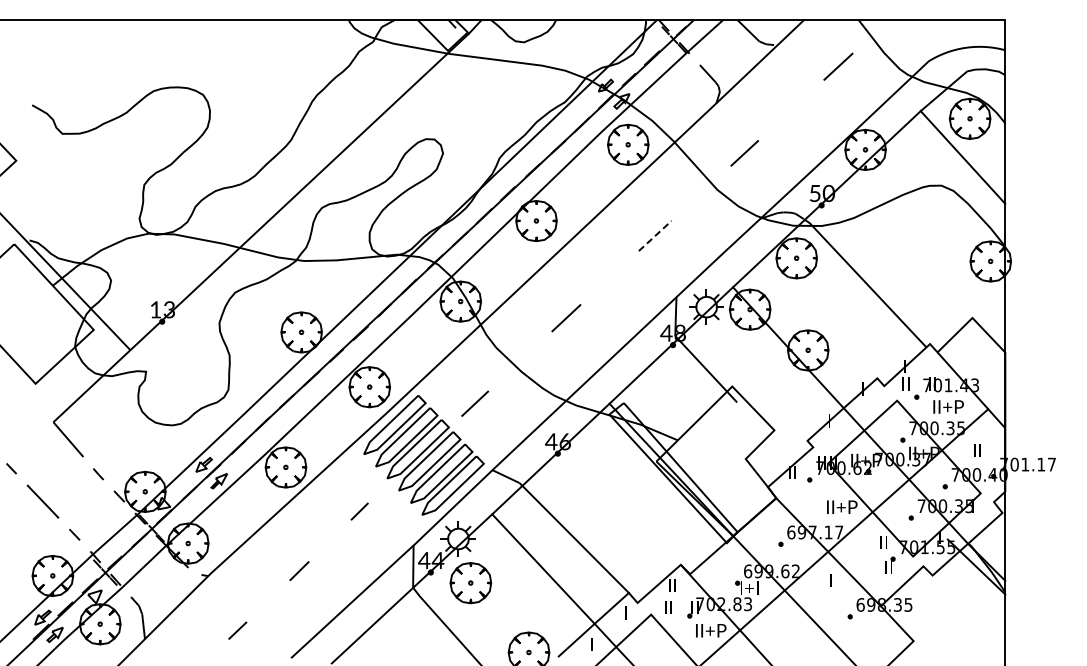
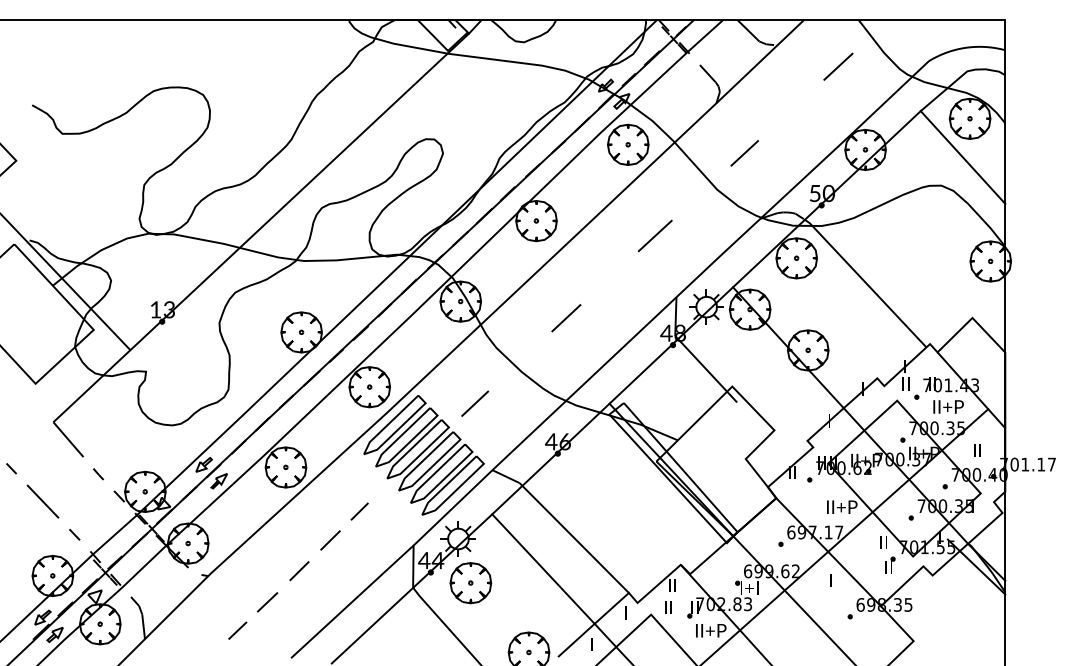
line: dashed -> solid (655, 235)
line: none -> present (330, 540)
line: none -> present (267, 602)
